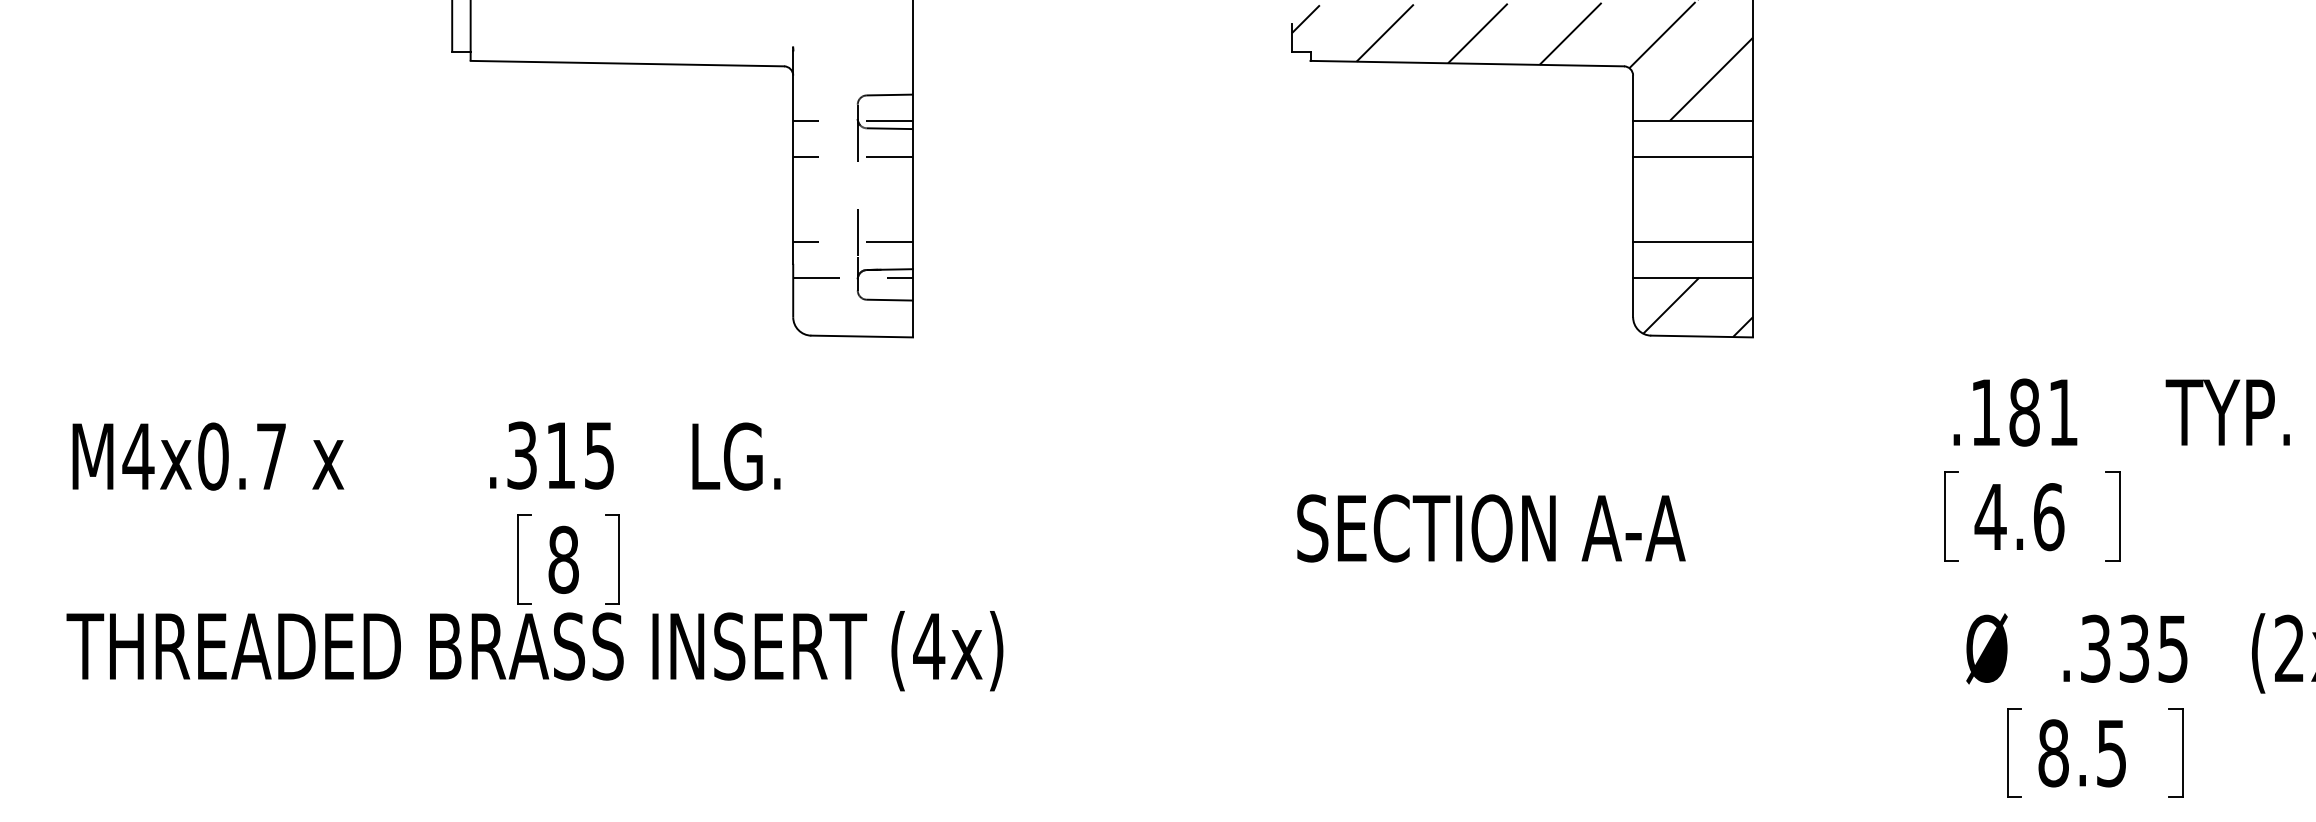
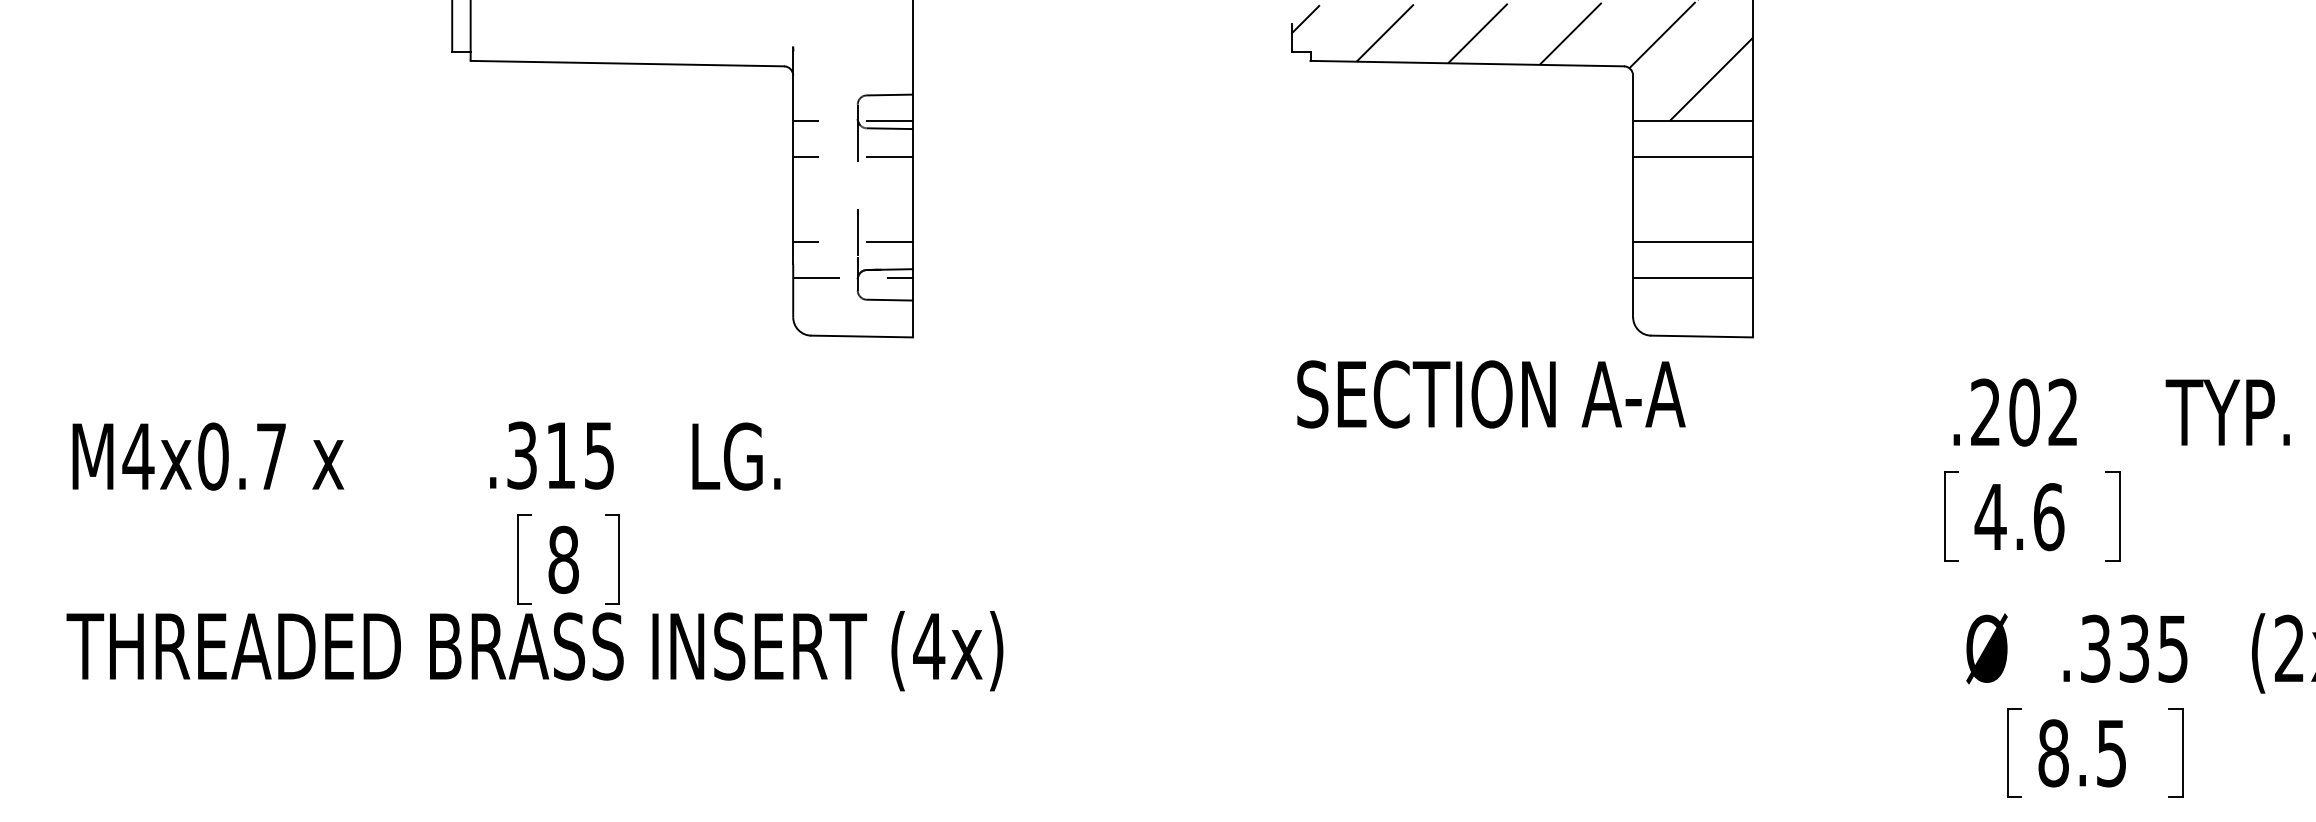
hatch: present -> none (1697, 307)
text: .181 -> .202 (2024, 412)
text position: (1491, 528) -> (1491, 394) (1491, 394)
